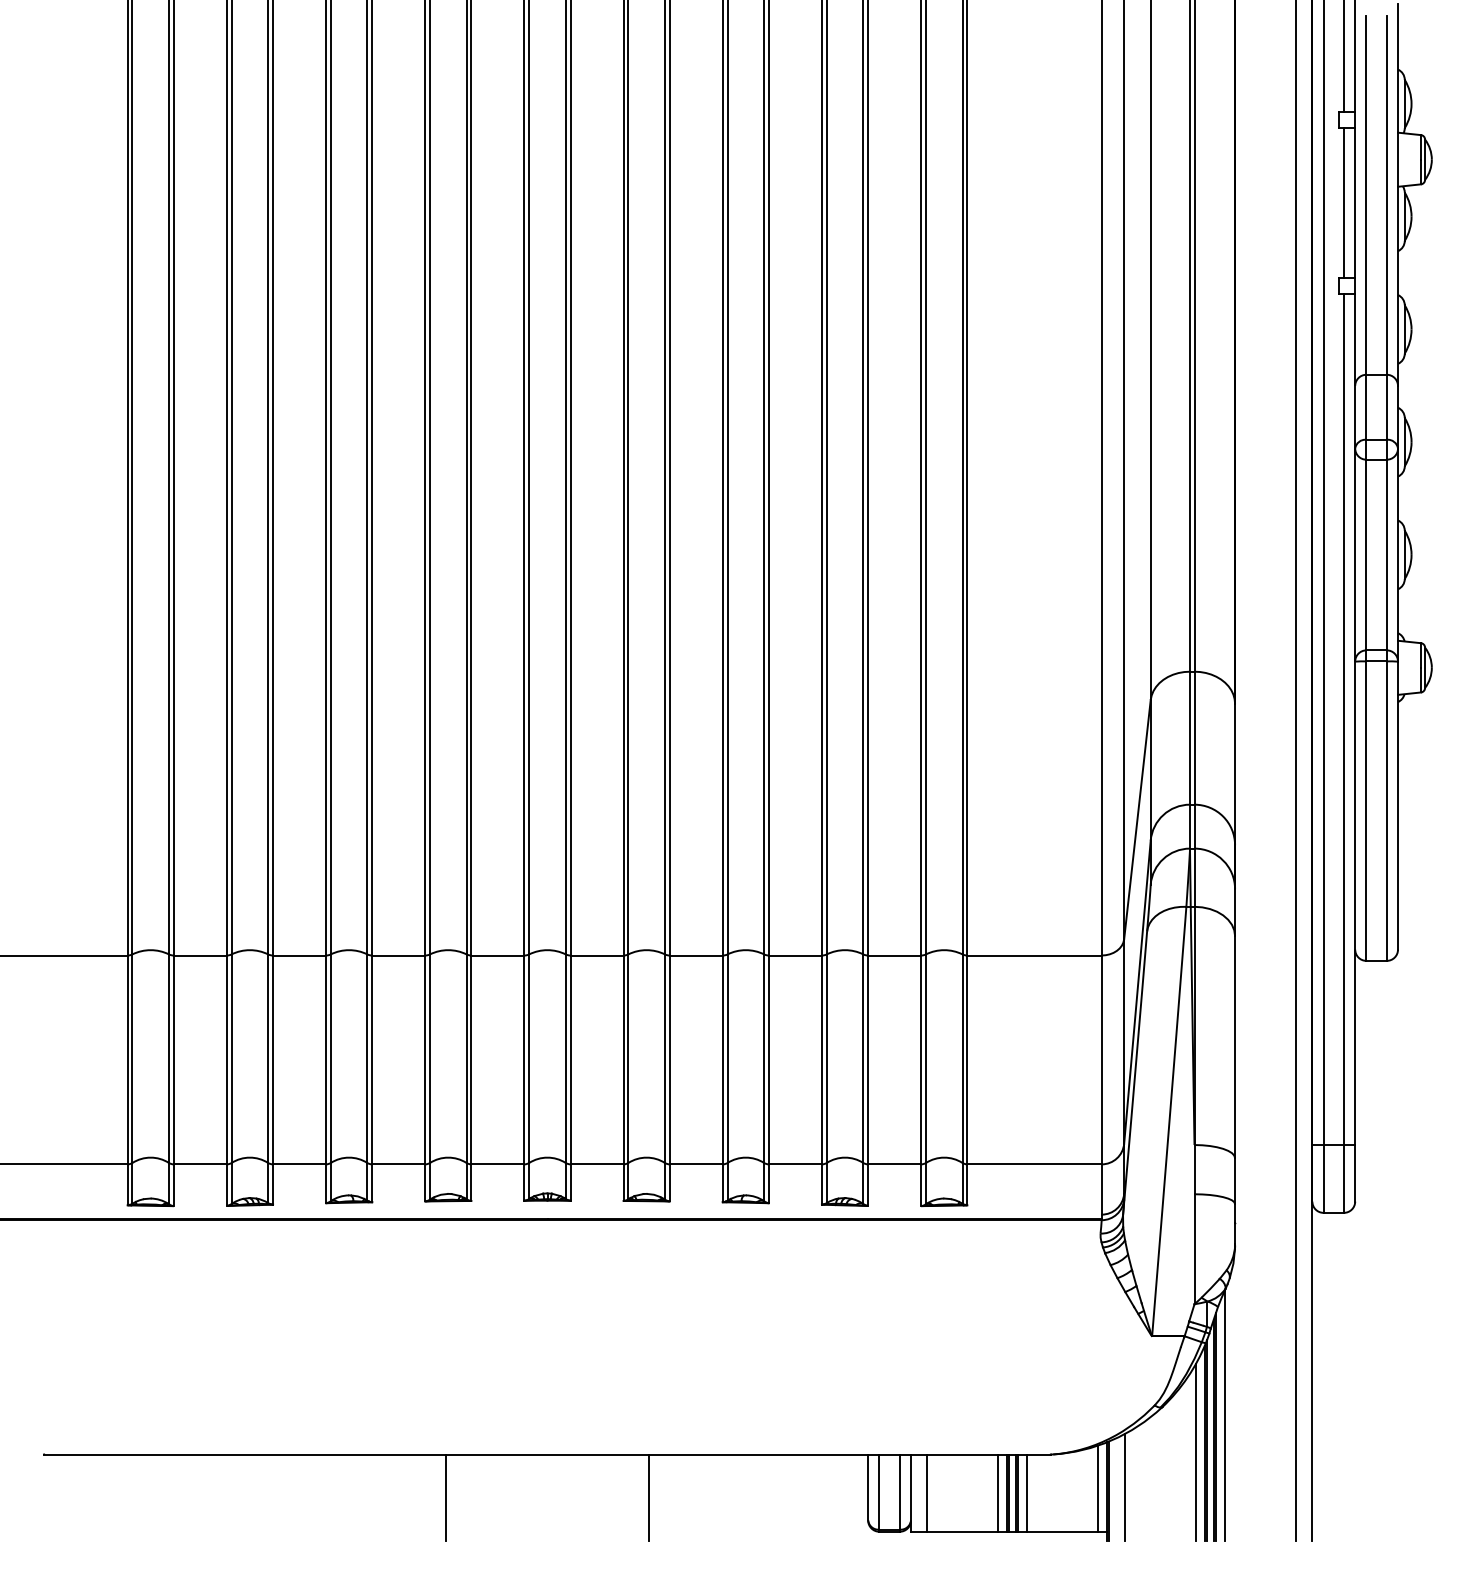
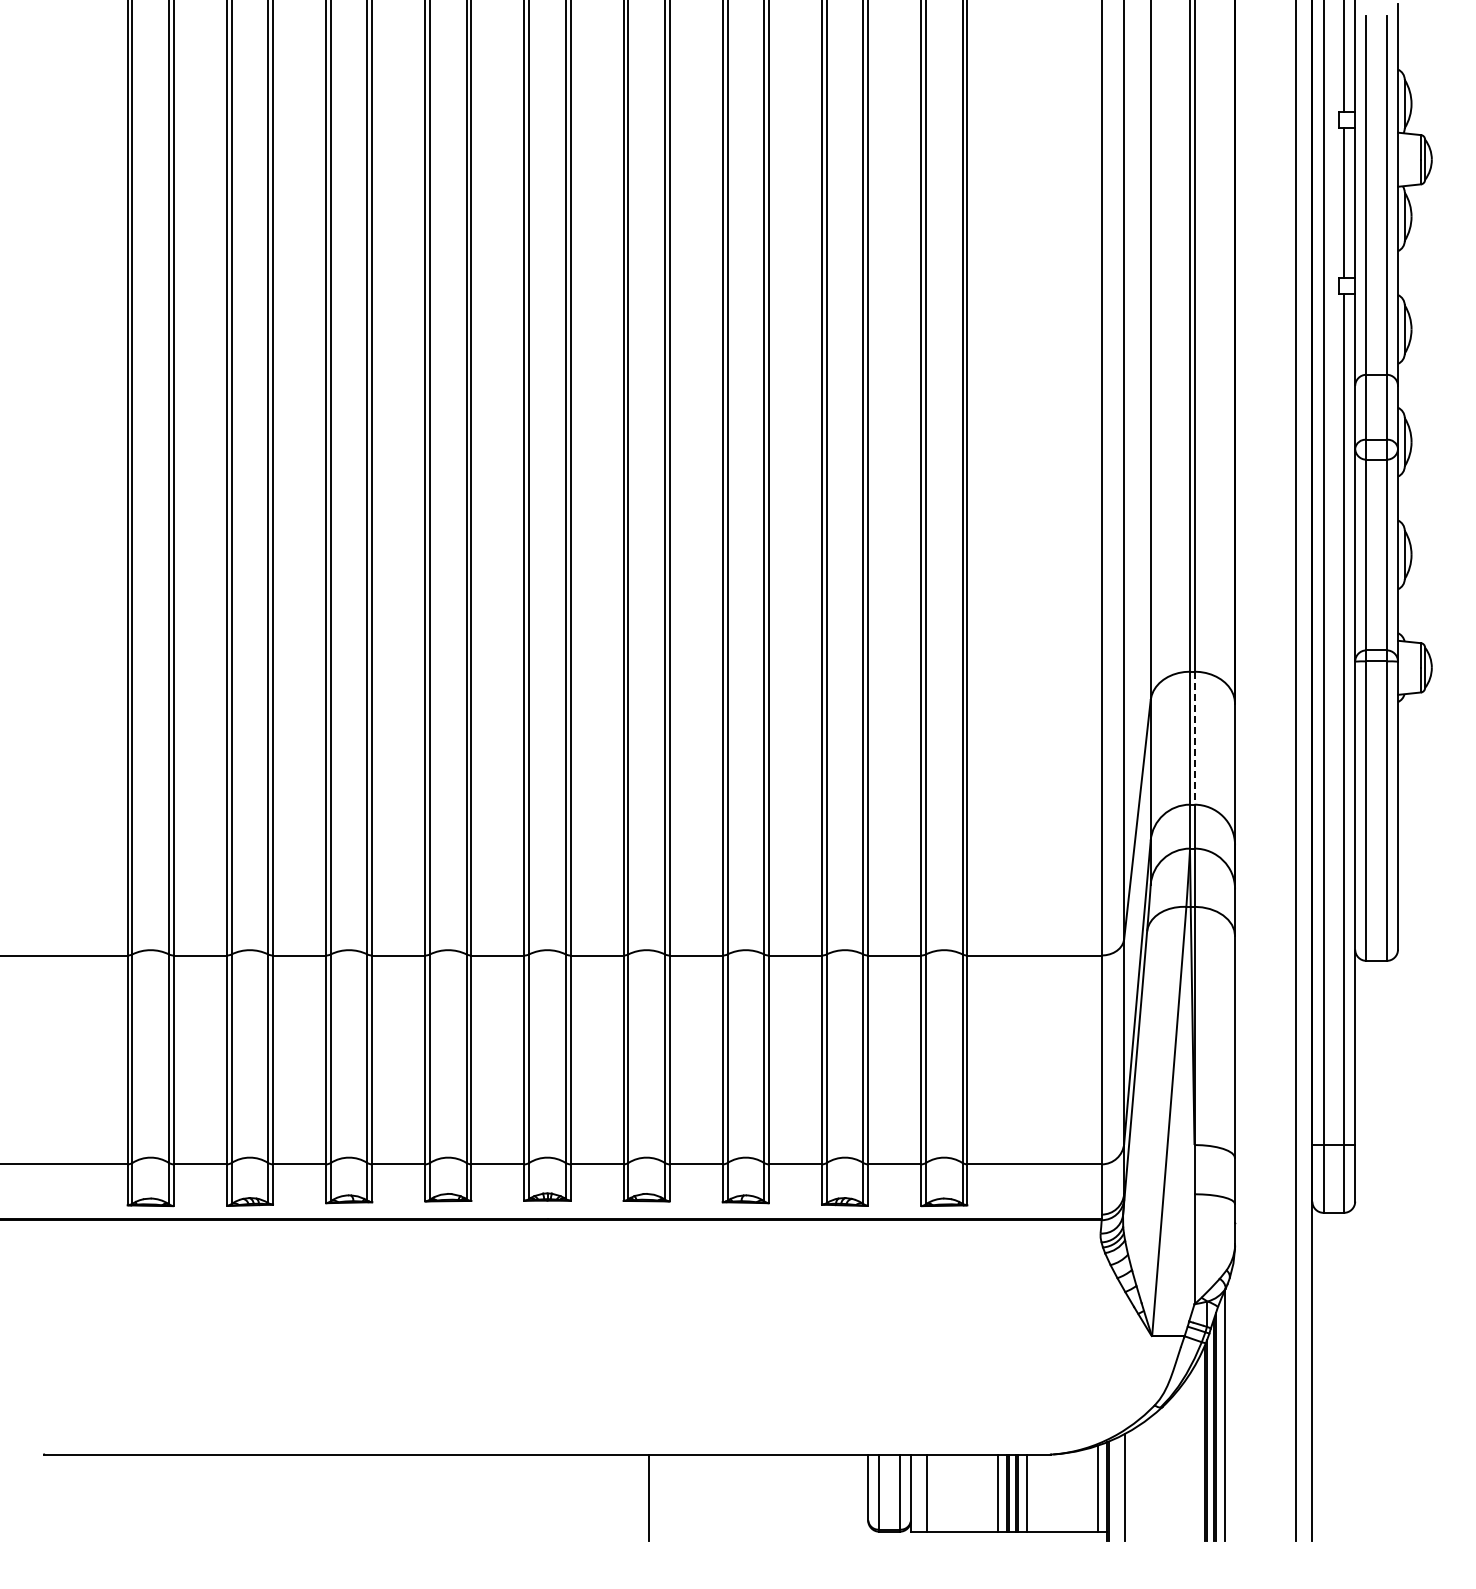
line: solid -> dashed (1194, 738)
line: present -> none (1195, 1452)
line: present -> none (446, 1497)
